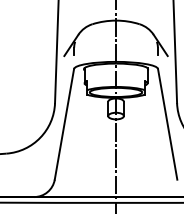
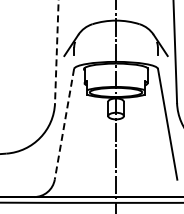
line: solid -> dashed (56, 52)
line: solid -> dashed (64, 124)
